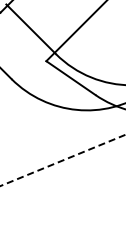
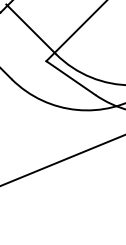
line: dashed -> solid (62, 160)
